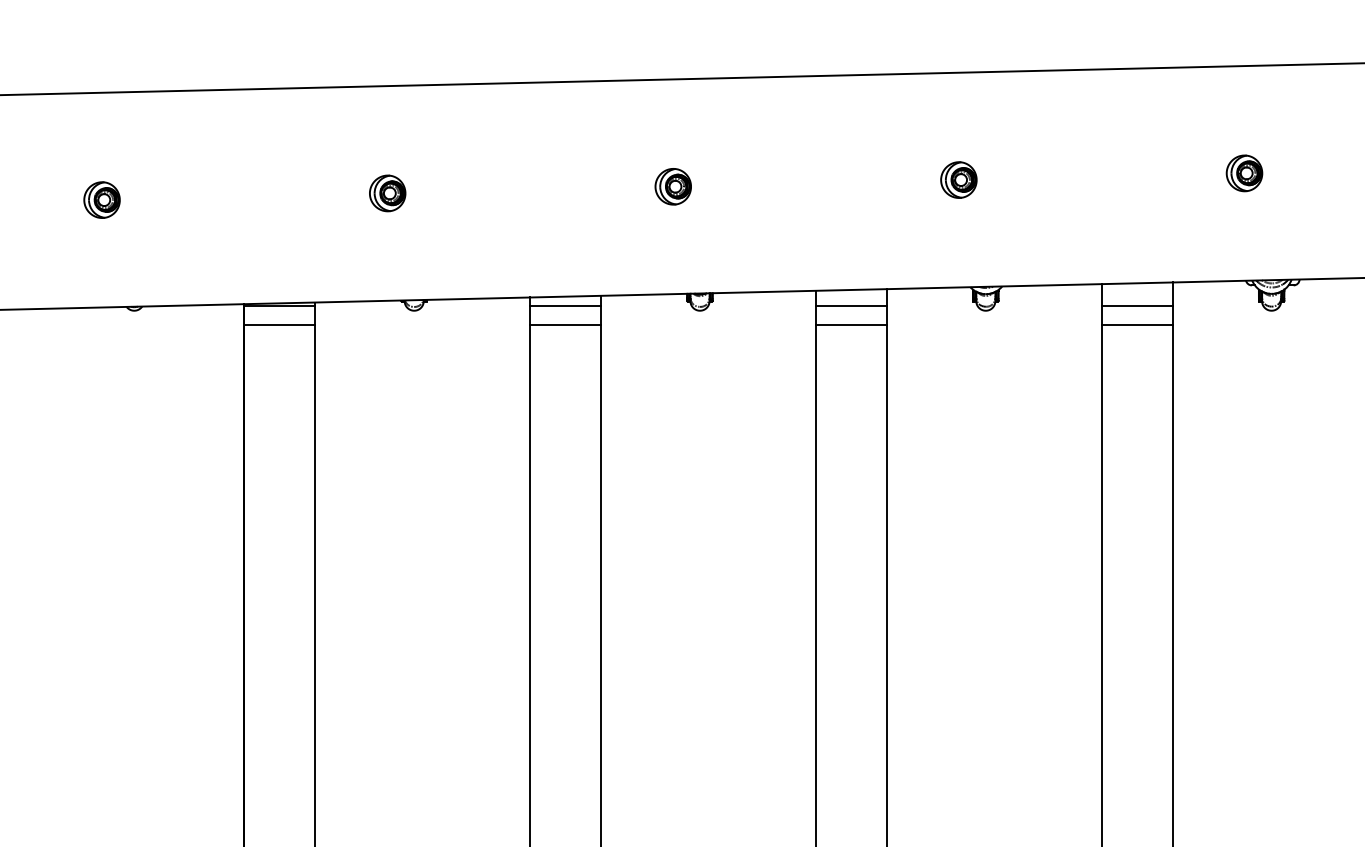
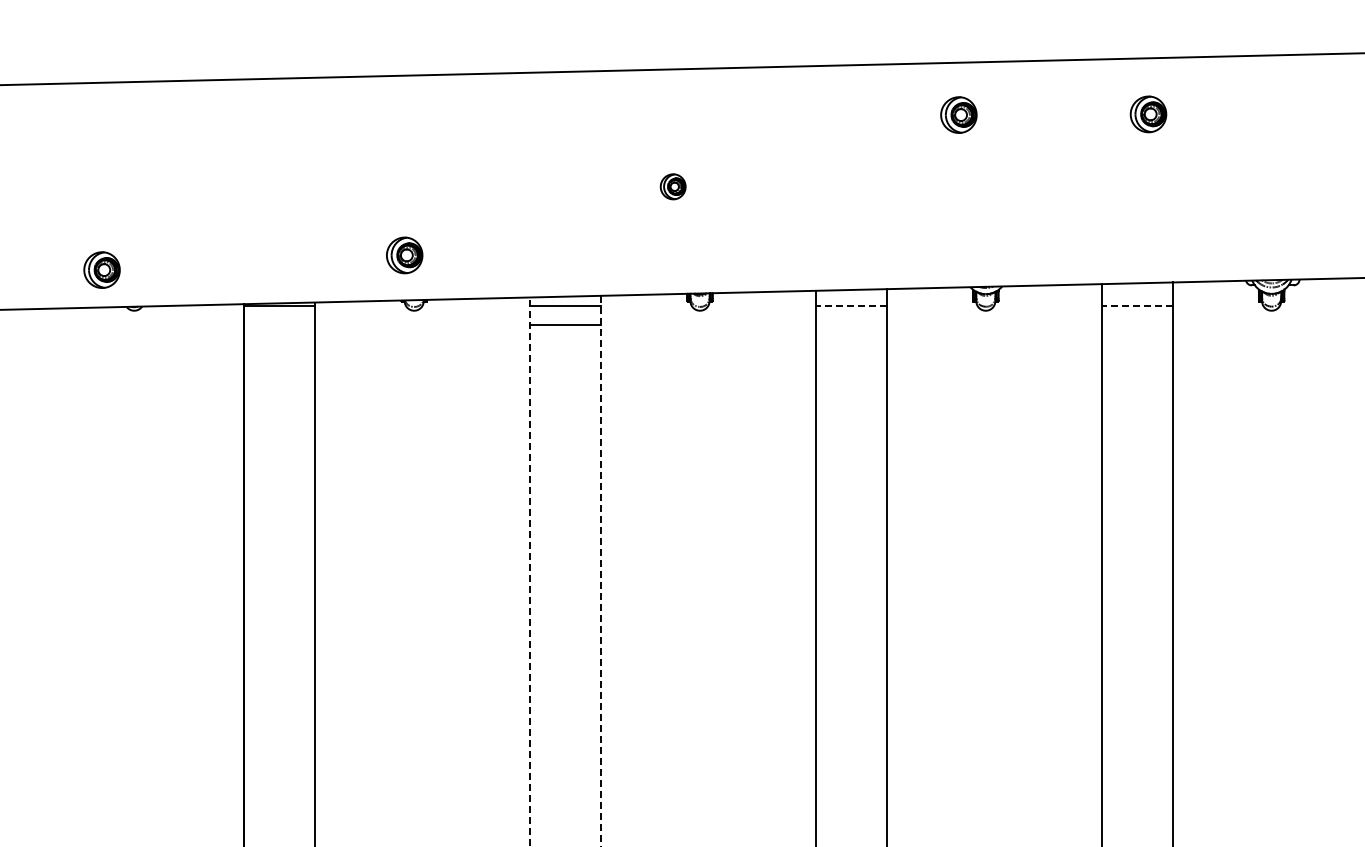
line position: (681, 79) -> (681, 69) (681, 69)
part position: (1244, 173) -> (1148, 114) (1148, 114)
part position: (958, 179) -> (958, 114) (958, 114)
part size: 38x38 px -> 28x28 px (672, 186)
part position: (387, 193) -> (404, 255) (404, 255)
part position: (101, 199) -> (101, 269) (101, 269)
line: solid -> dashed (851, 305)
line: solid -> dashed (1137, 305)
line: present -> none (279, 324)
line: present -> none (850, 324)
line: present -> none (1136, 324)
line: solid -> dashed (530, 571)
line: solid -> dashed (601, 571)
